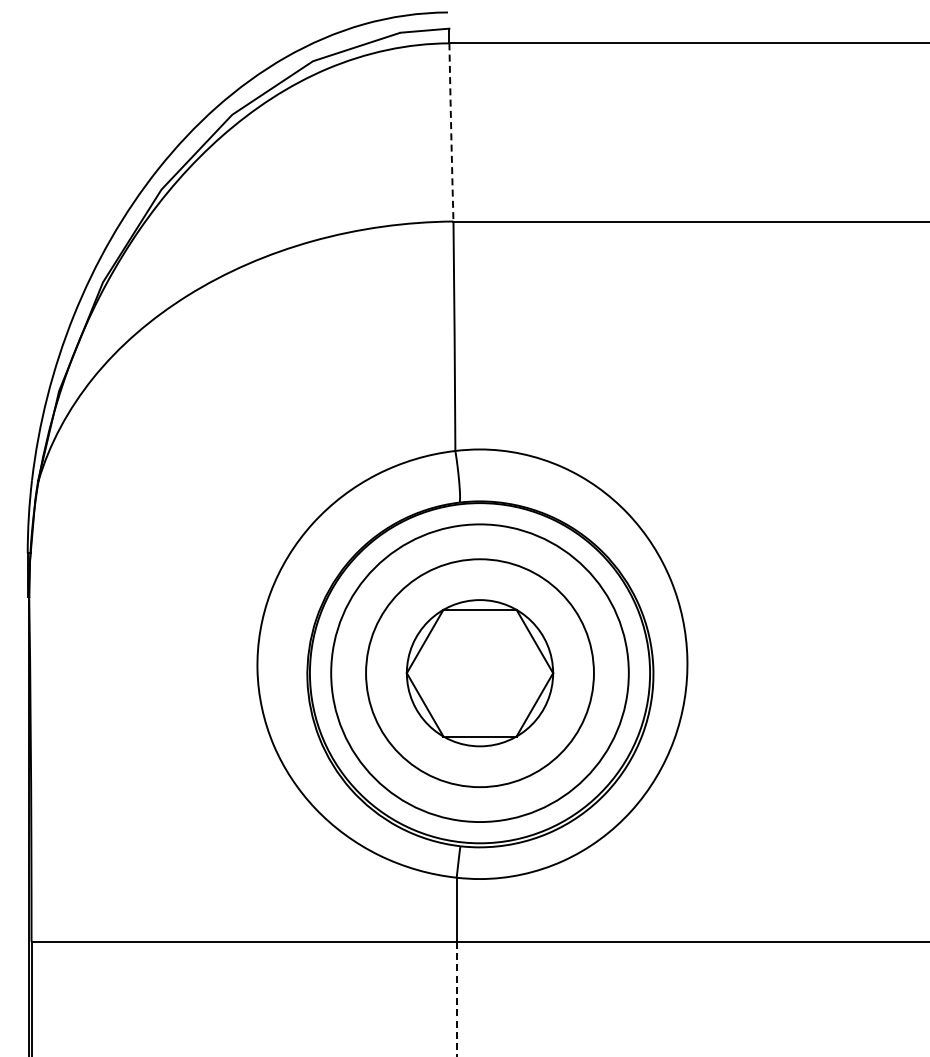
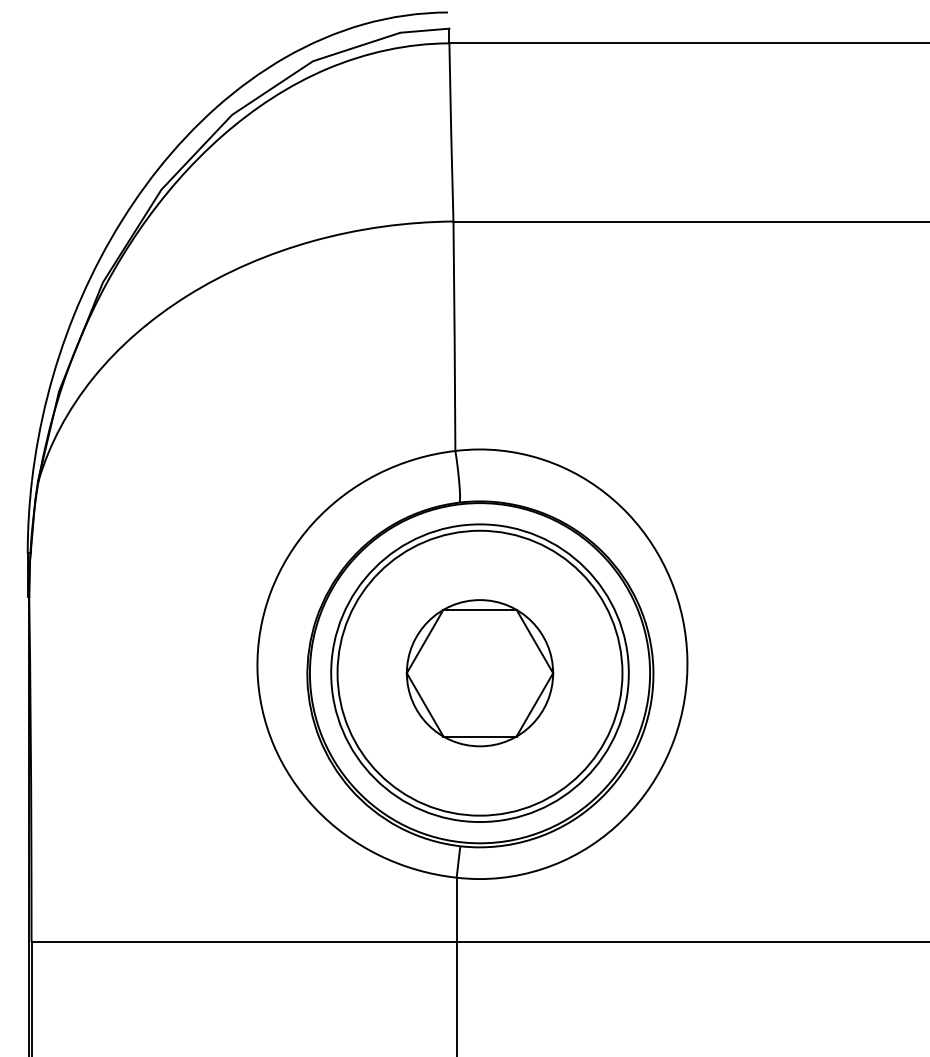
arc: dashed -> solid (451, 132)
circle diameter: 228 px -> 285 px (479, 672)
line: dashed -> solid (456, 998)
